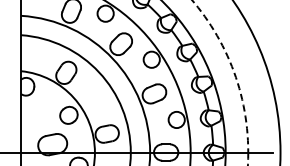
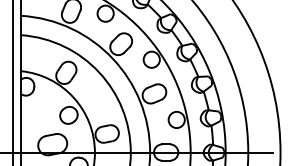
line: none -> present (12, 82)
circle: dashed -> solid (220, 82)
